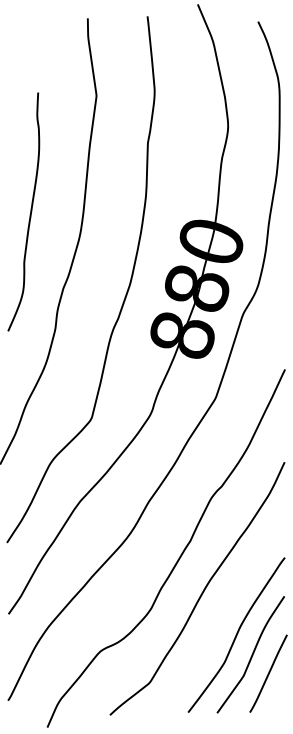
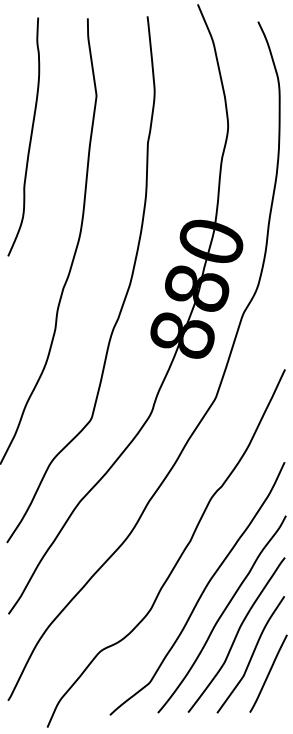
curve position: (29, 214) -> (29, 139) (29, 139)
curve: none -> present (221, 614)
